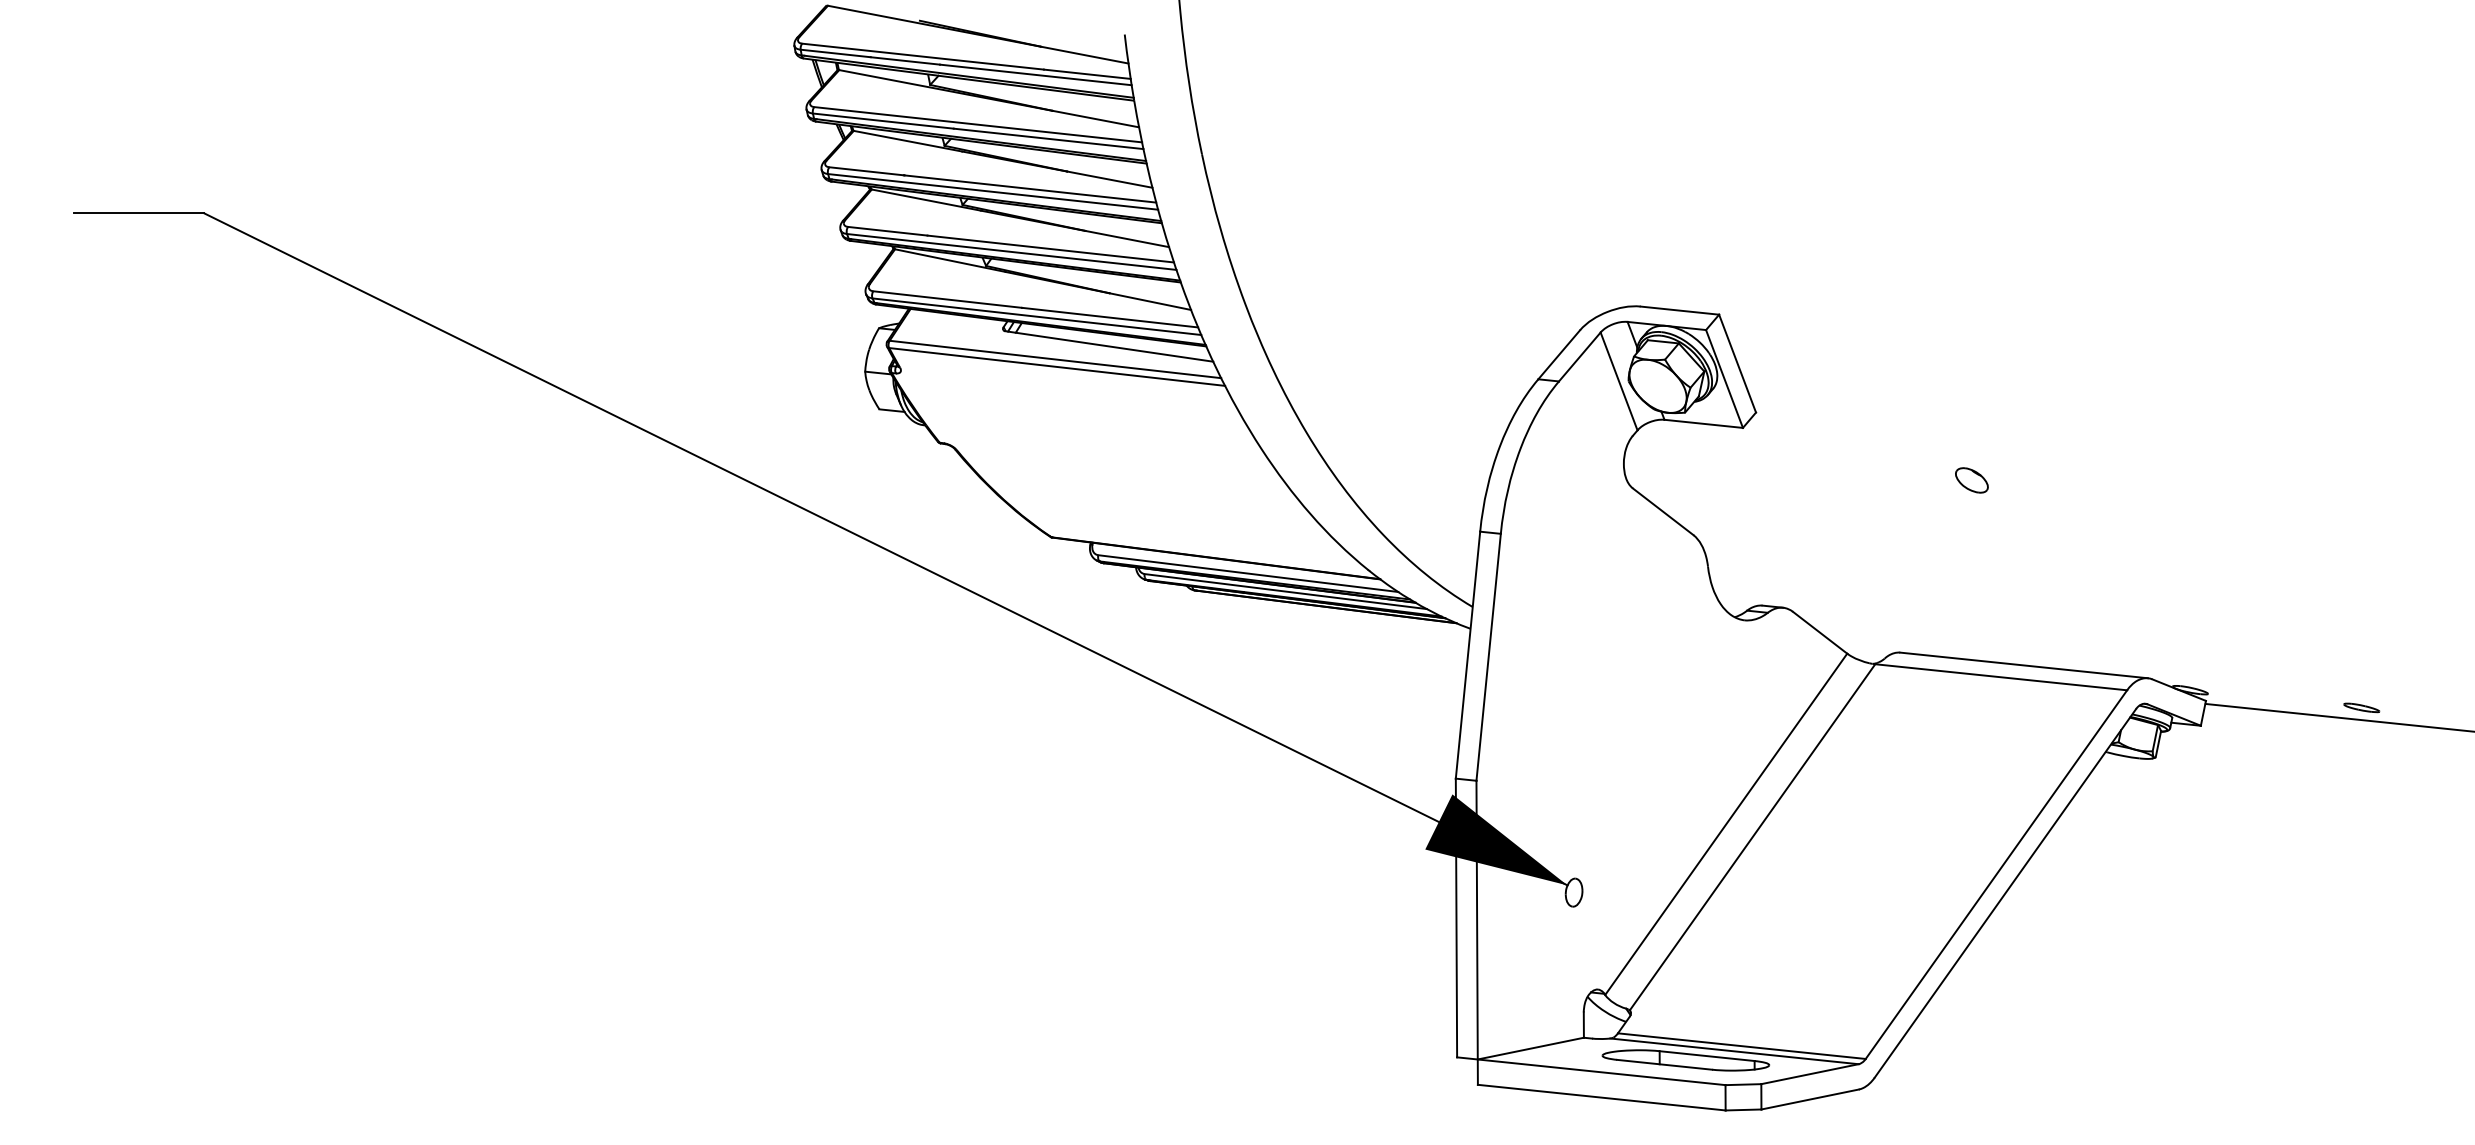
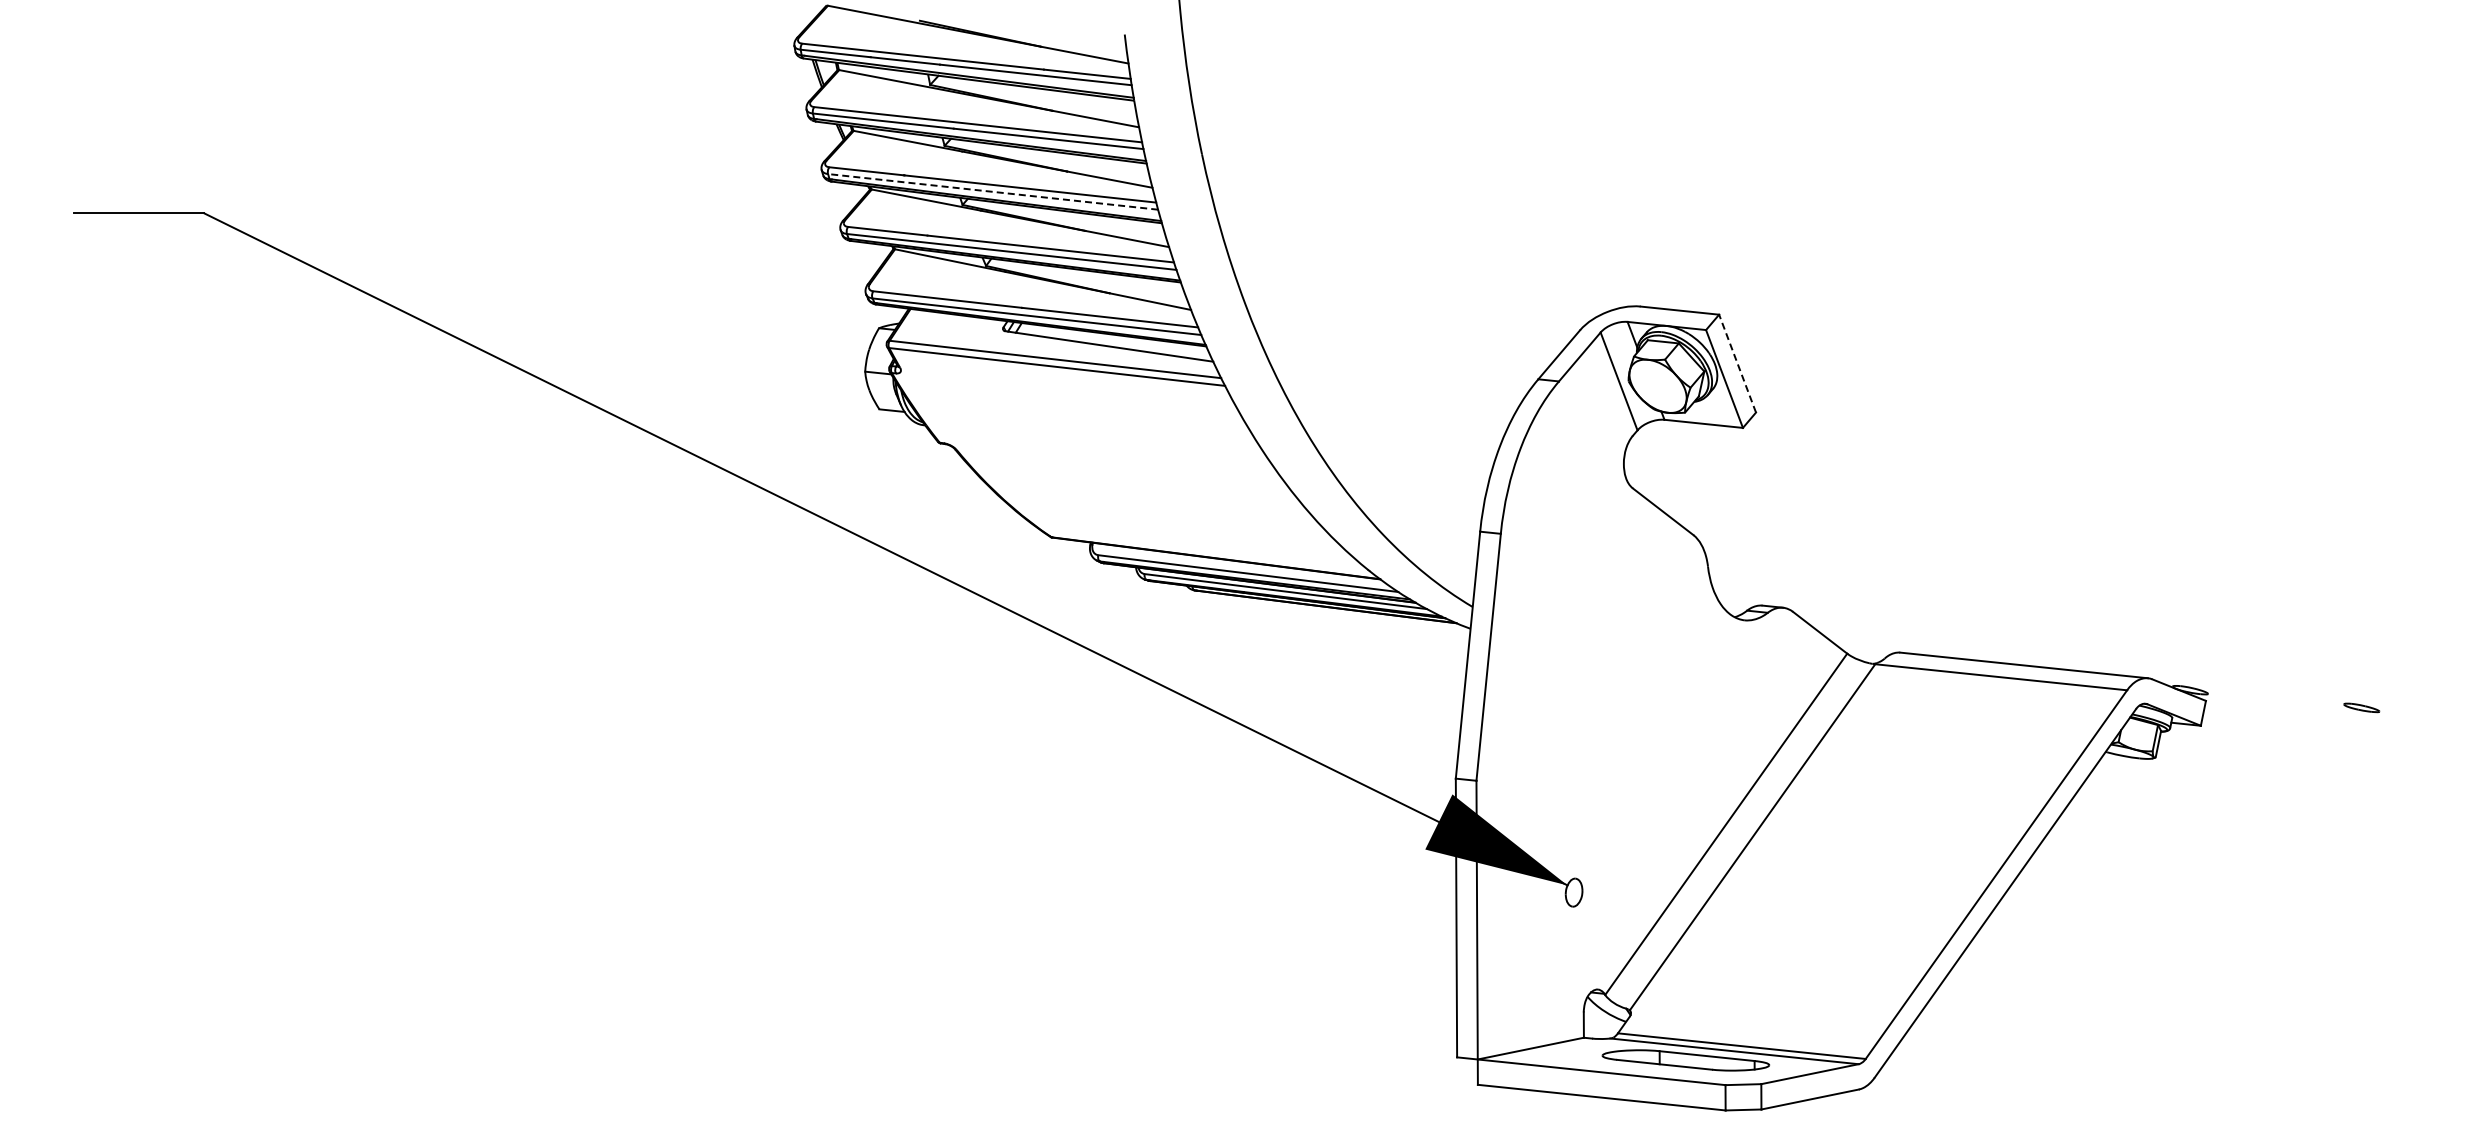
line: solid -> dashed (992, 191)
line: solid -> dashed (1737, 363)
part: present -> none (1971, 480)
line: present -> none (2338, 717)
